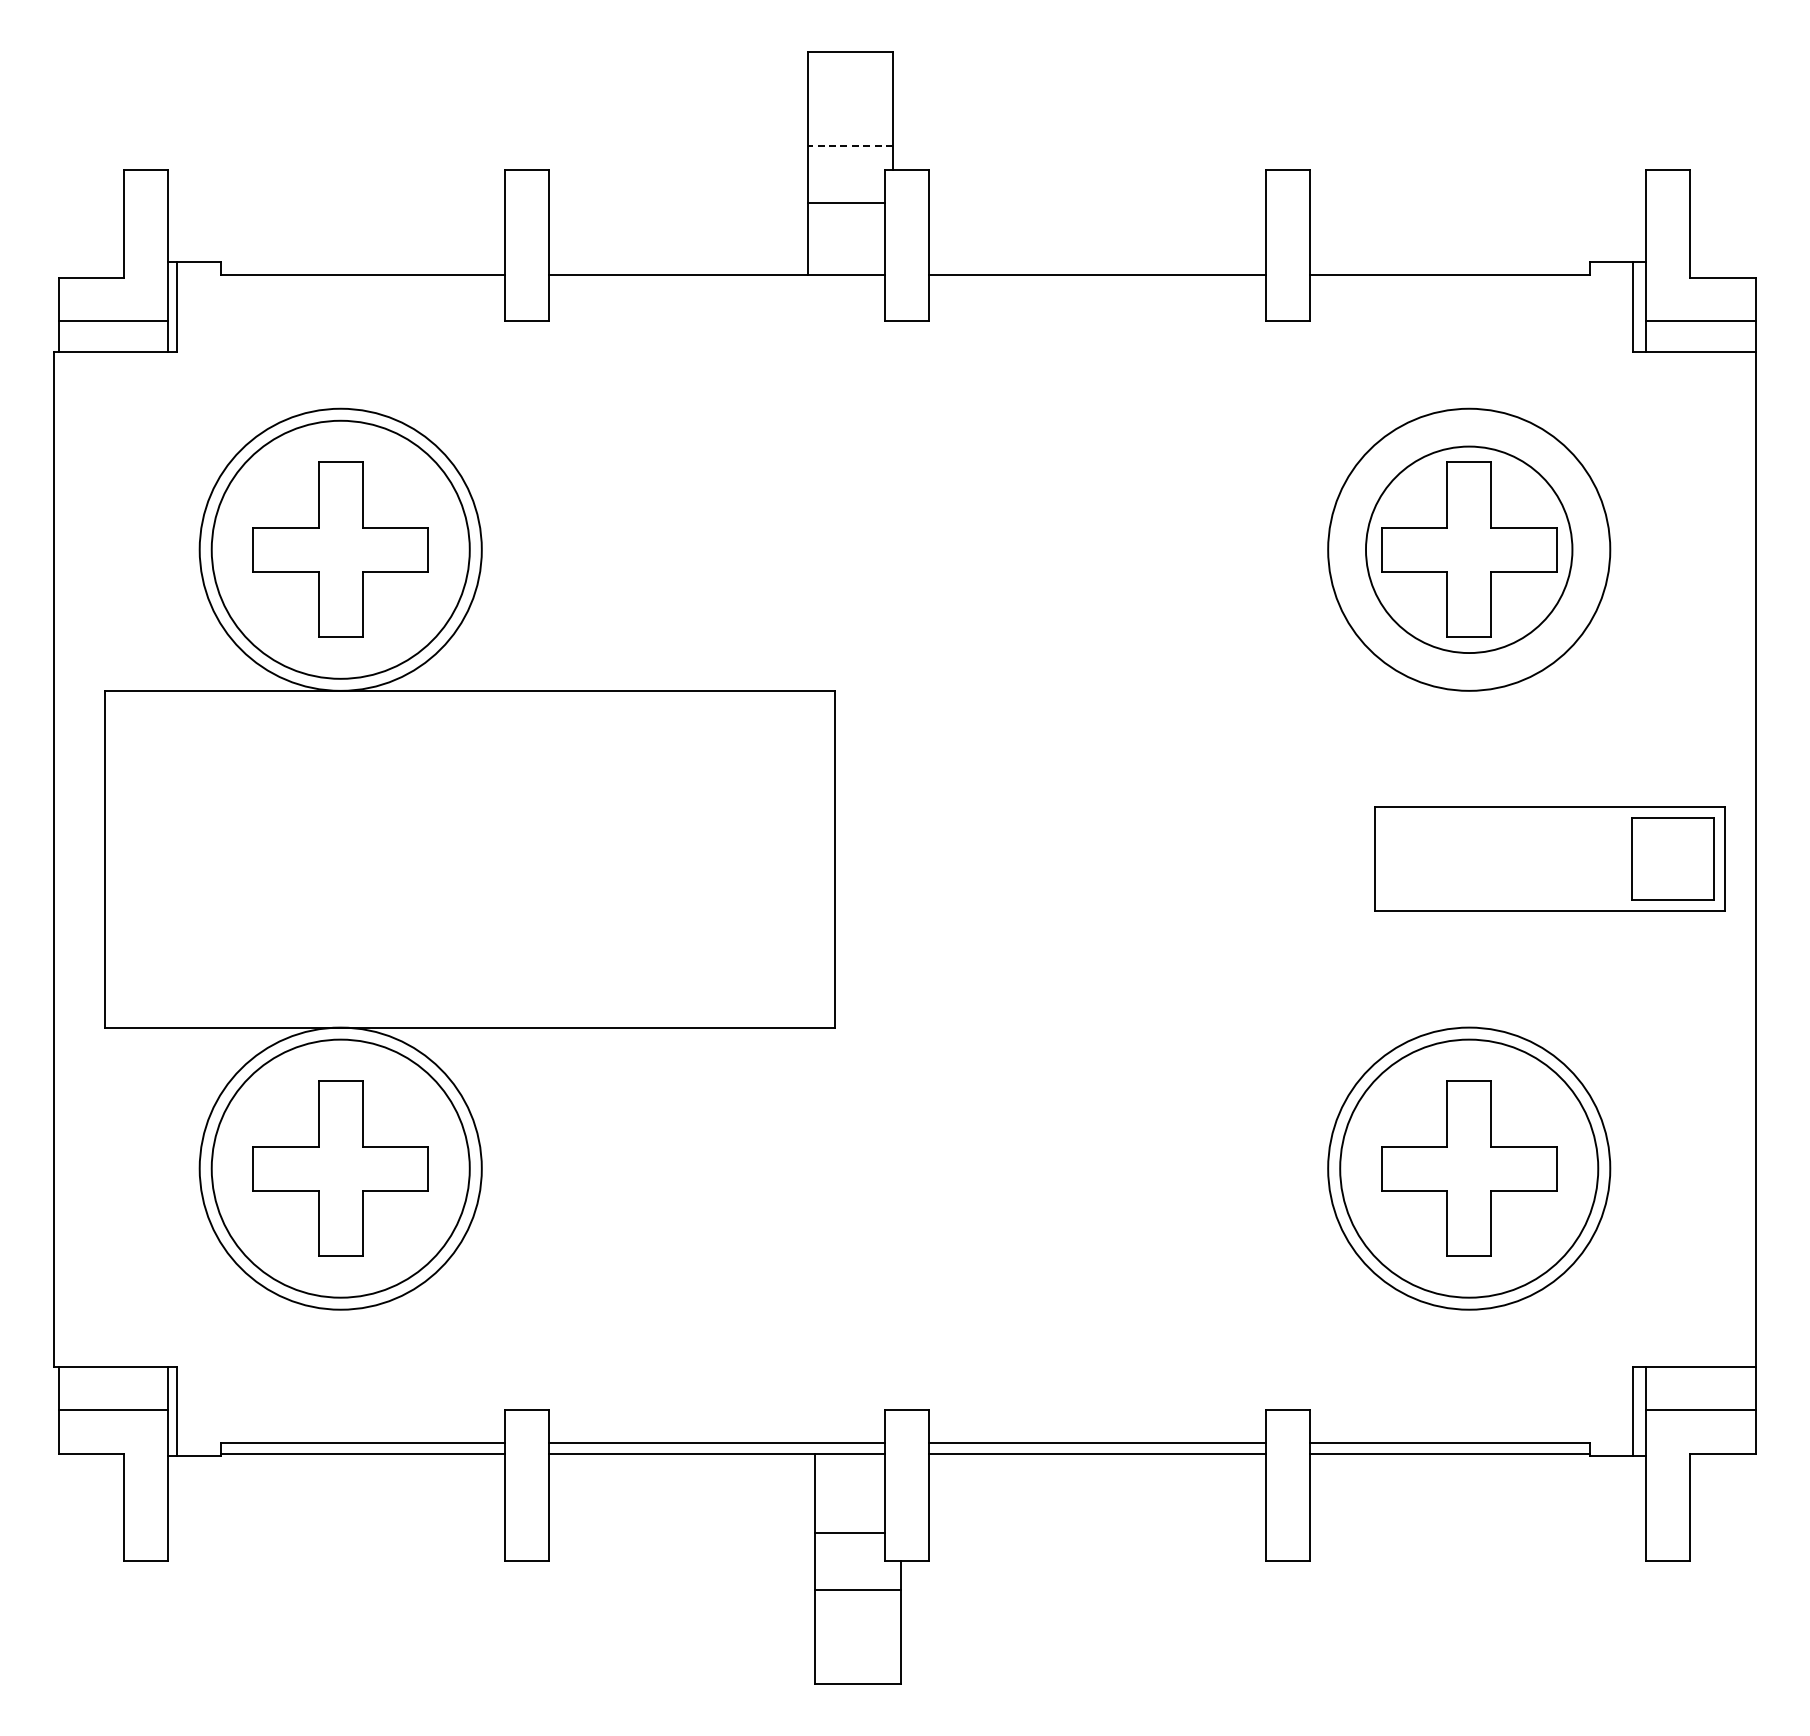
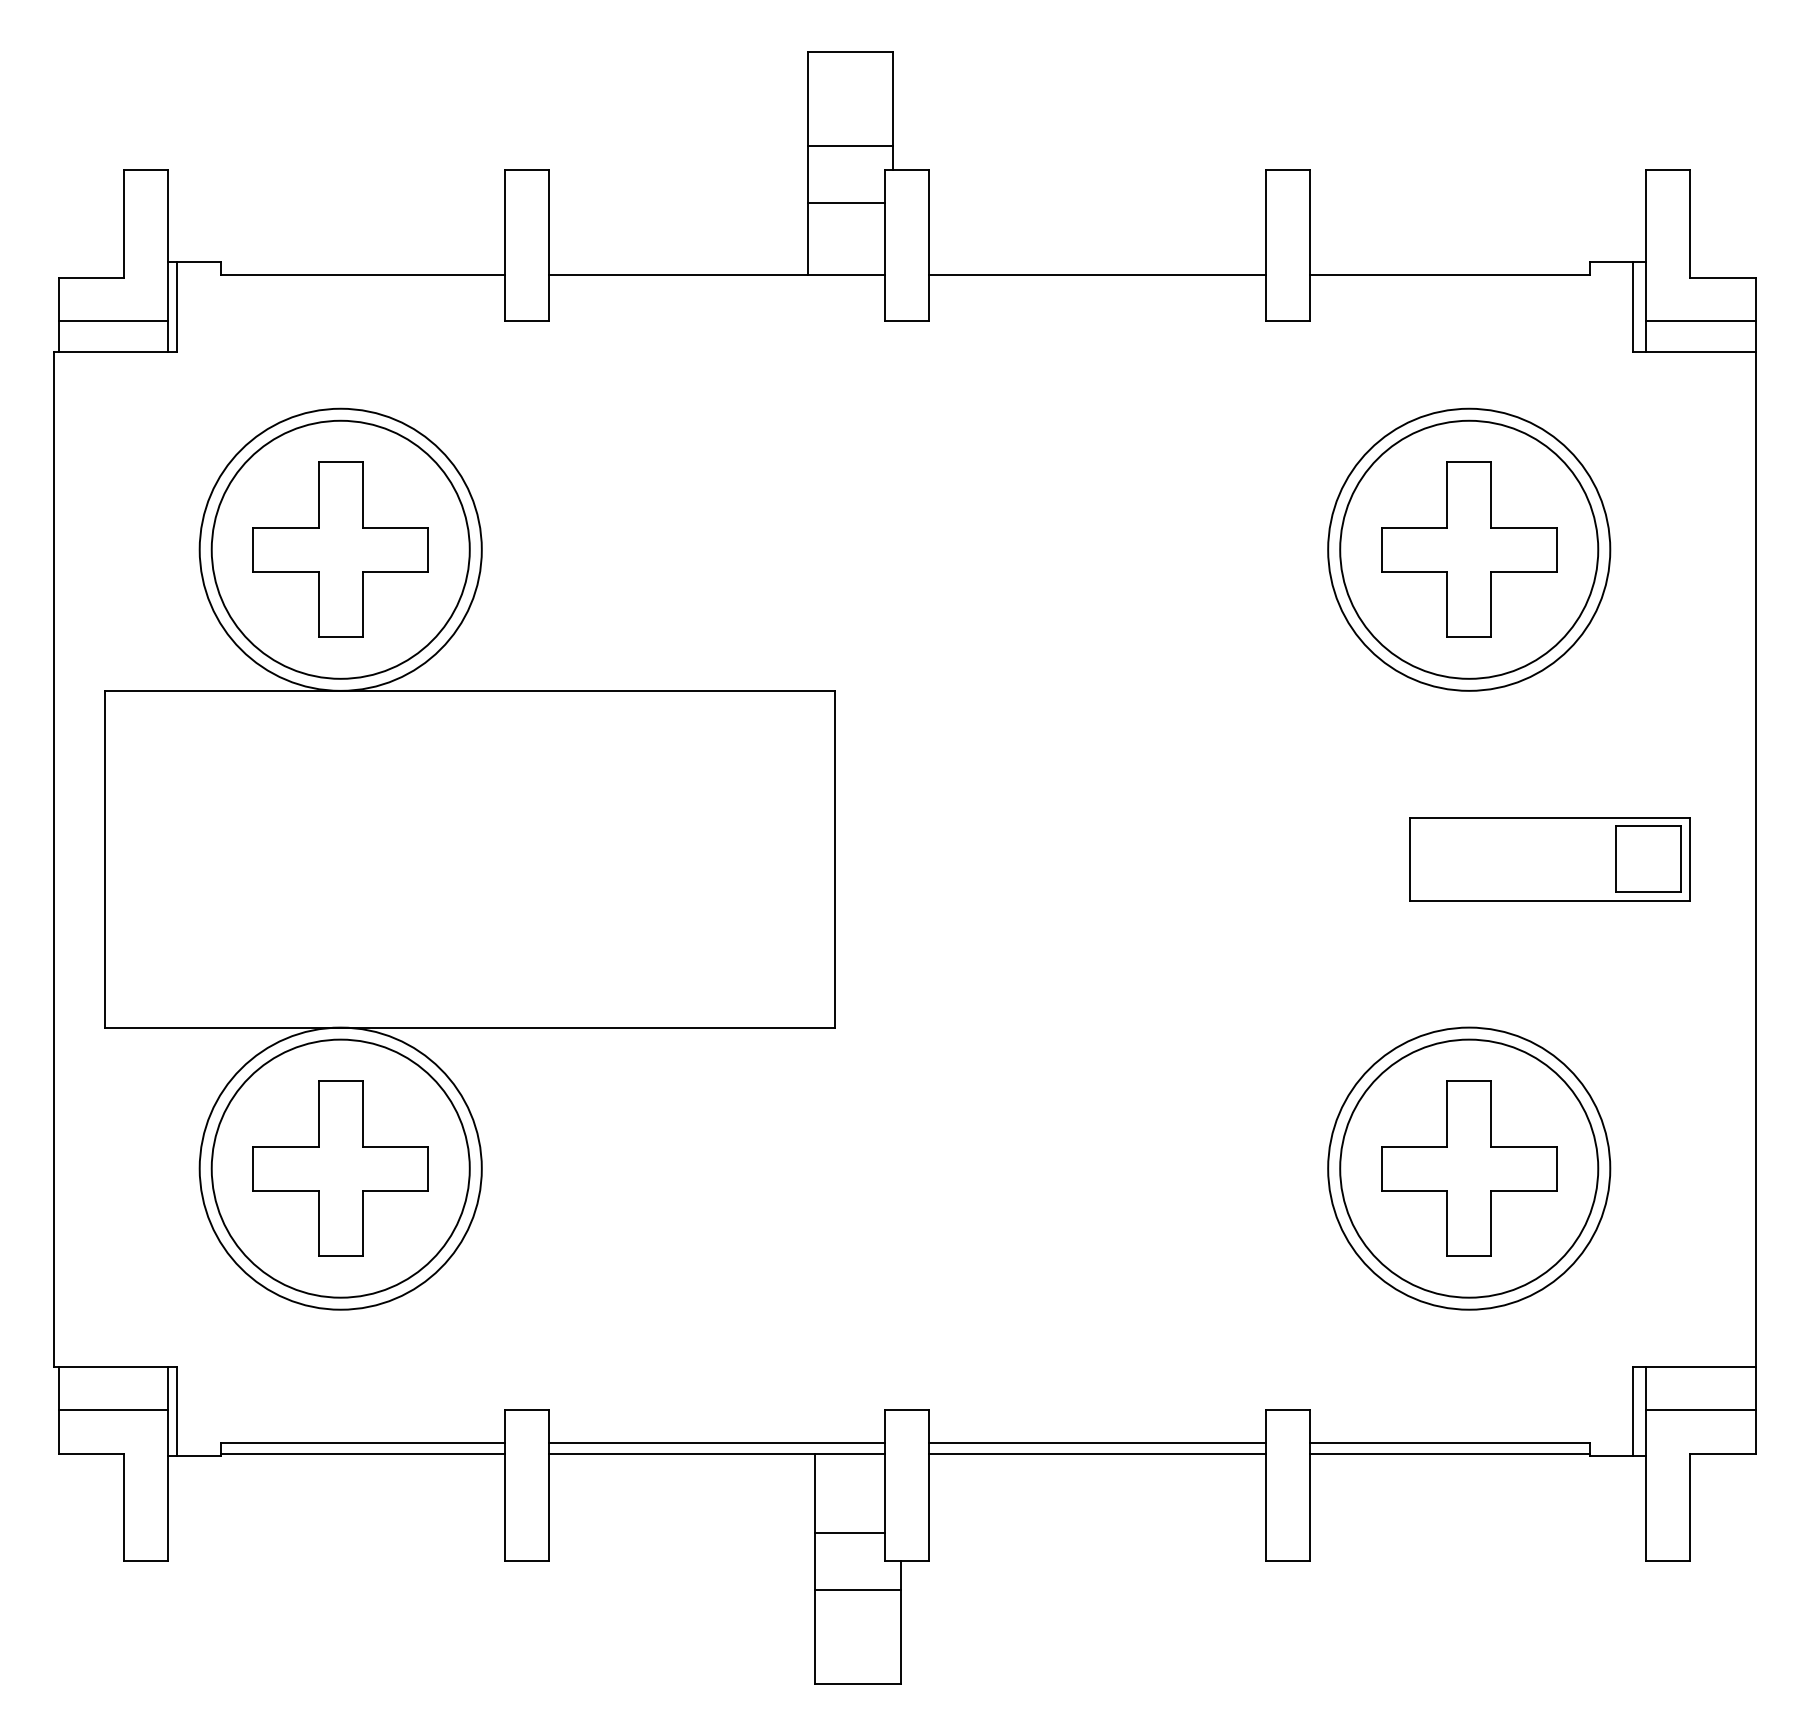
line: dashed -> solid (850, 146)
circle diameter: 206 px -> 258 px (1469, 549)
part size: 352x106 px -> 282x85 px (1549, 859)
